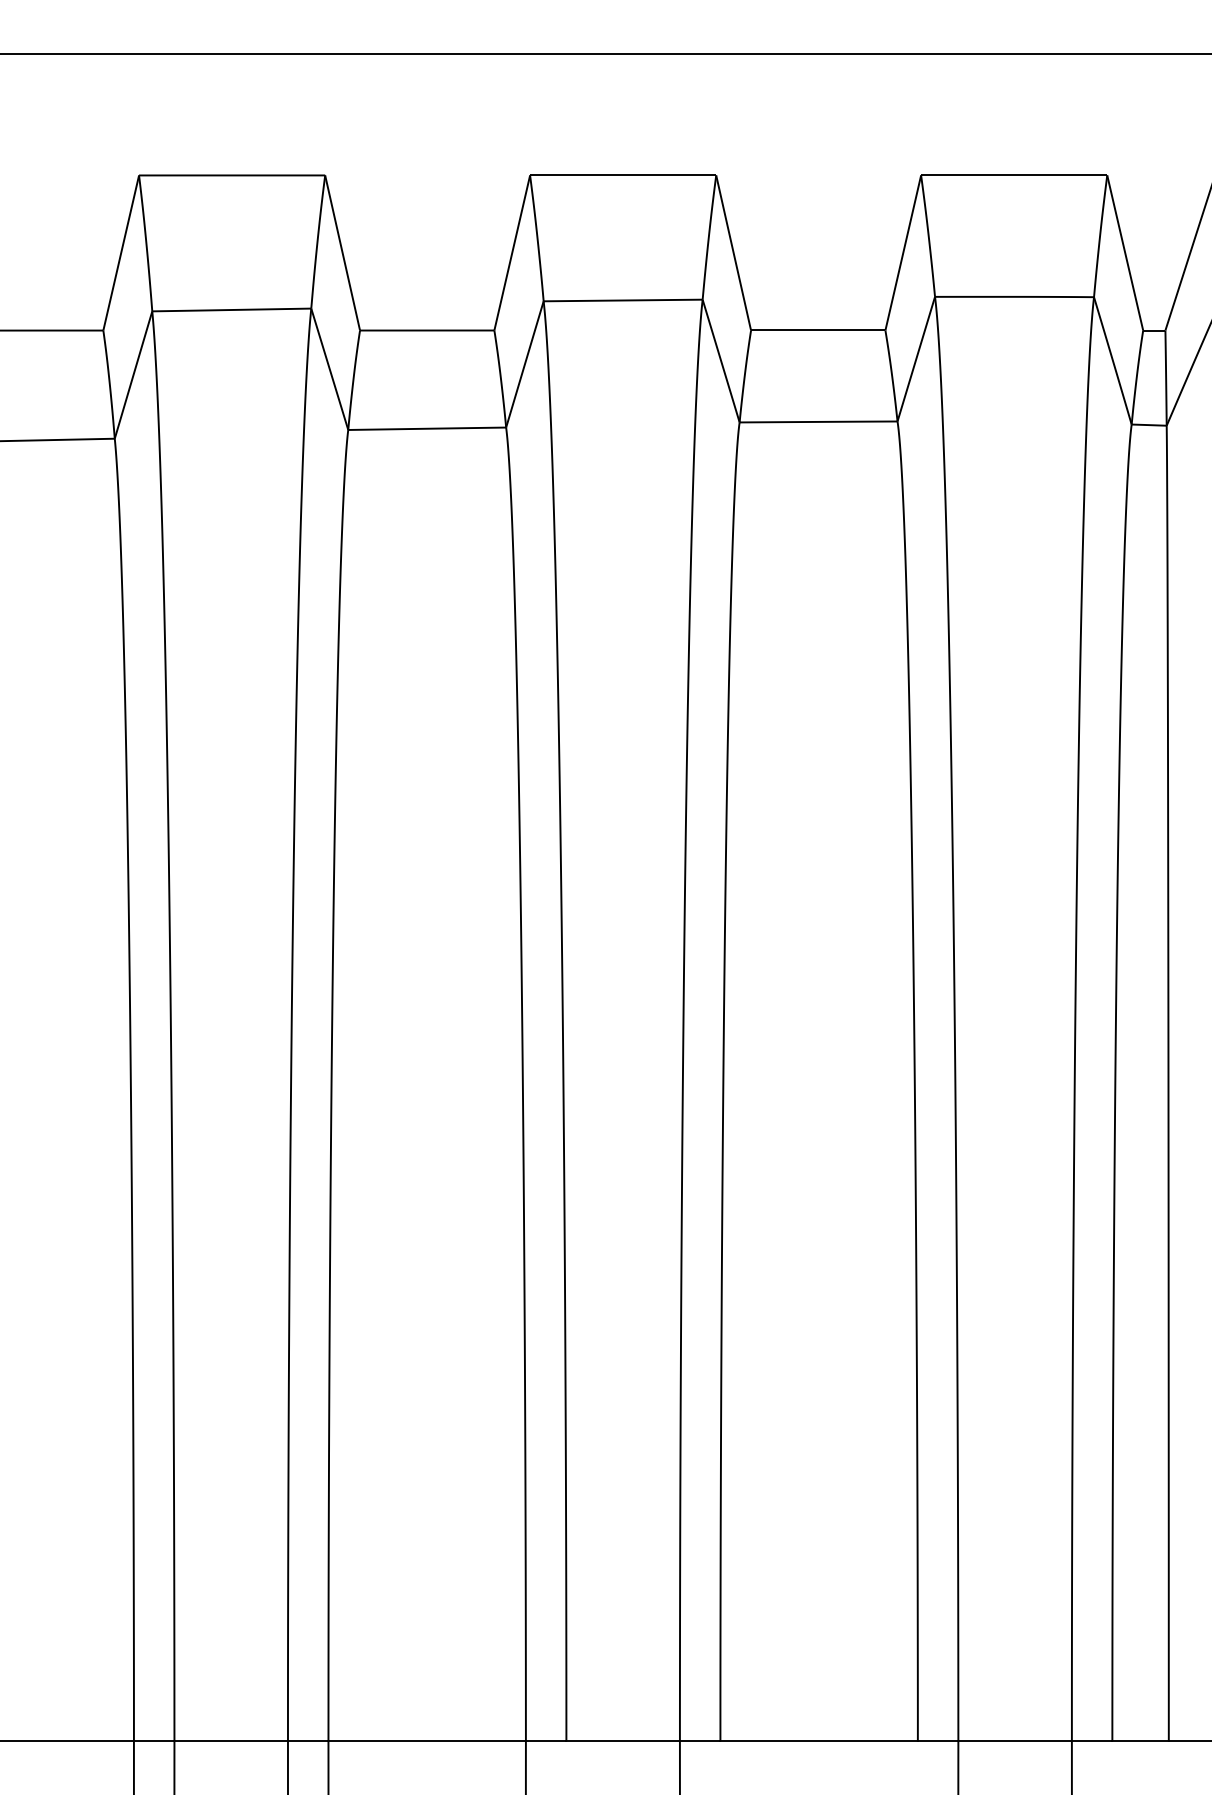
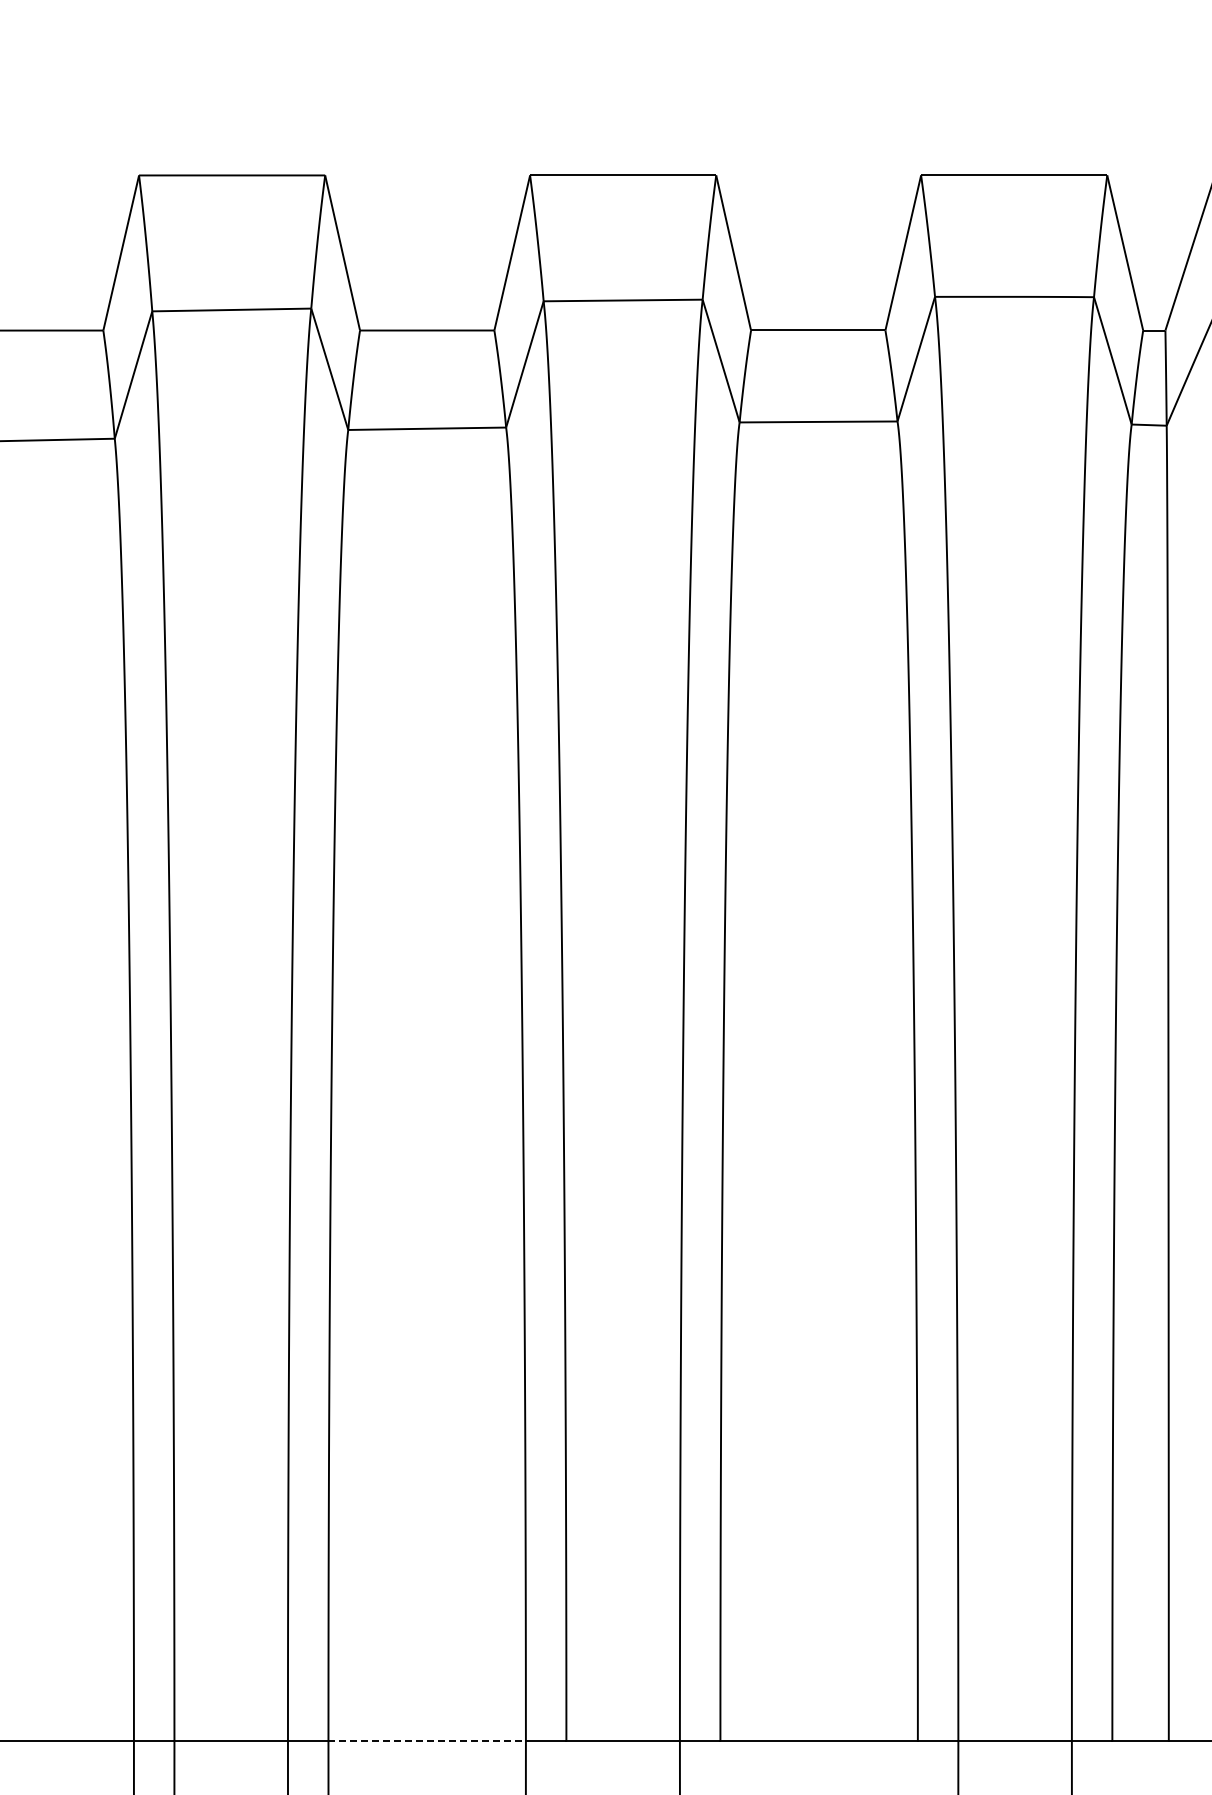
line: present -> none (605, 53)
line: solid -> dashed (427, 1741)
